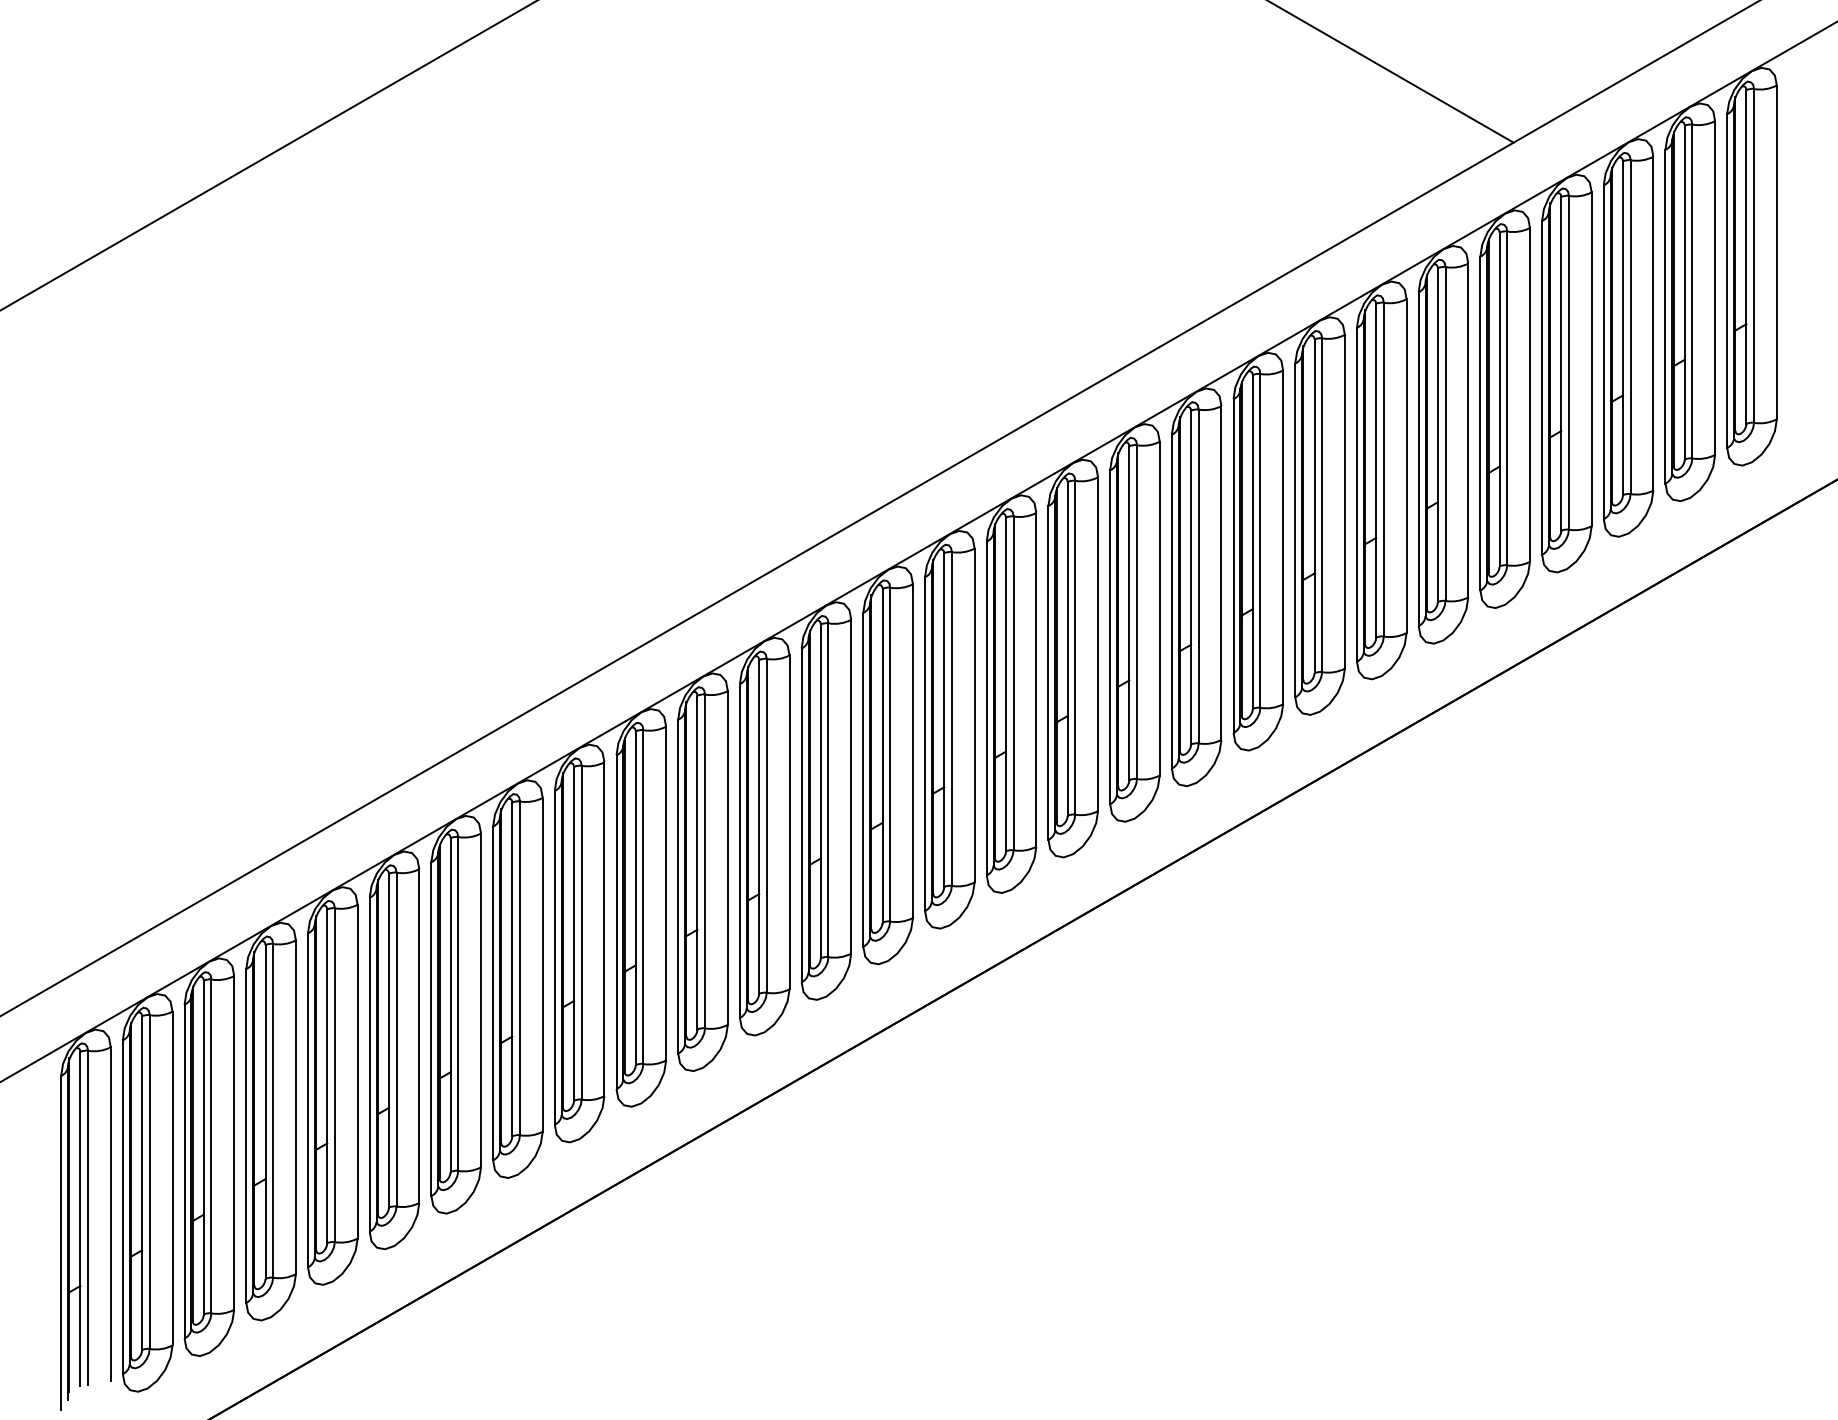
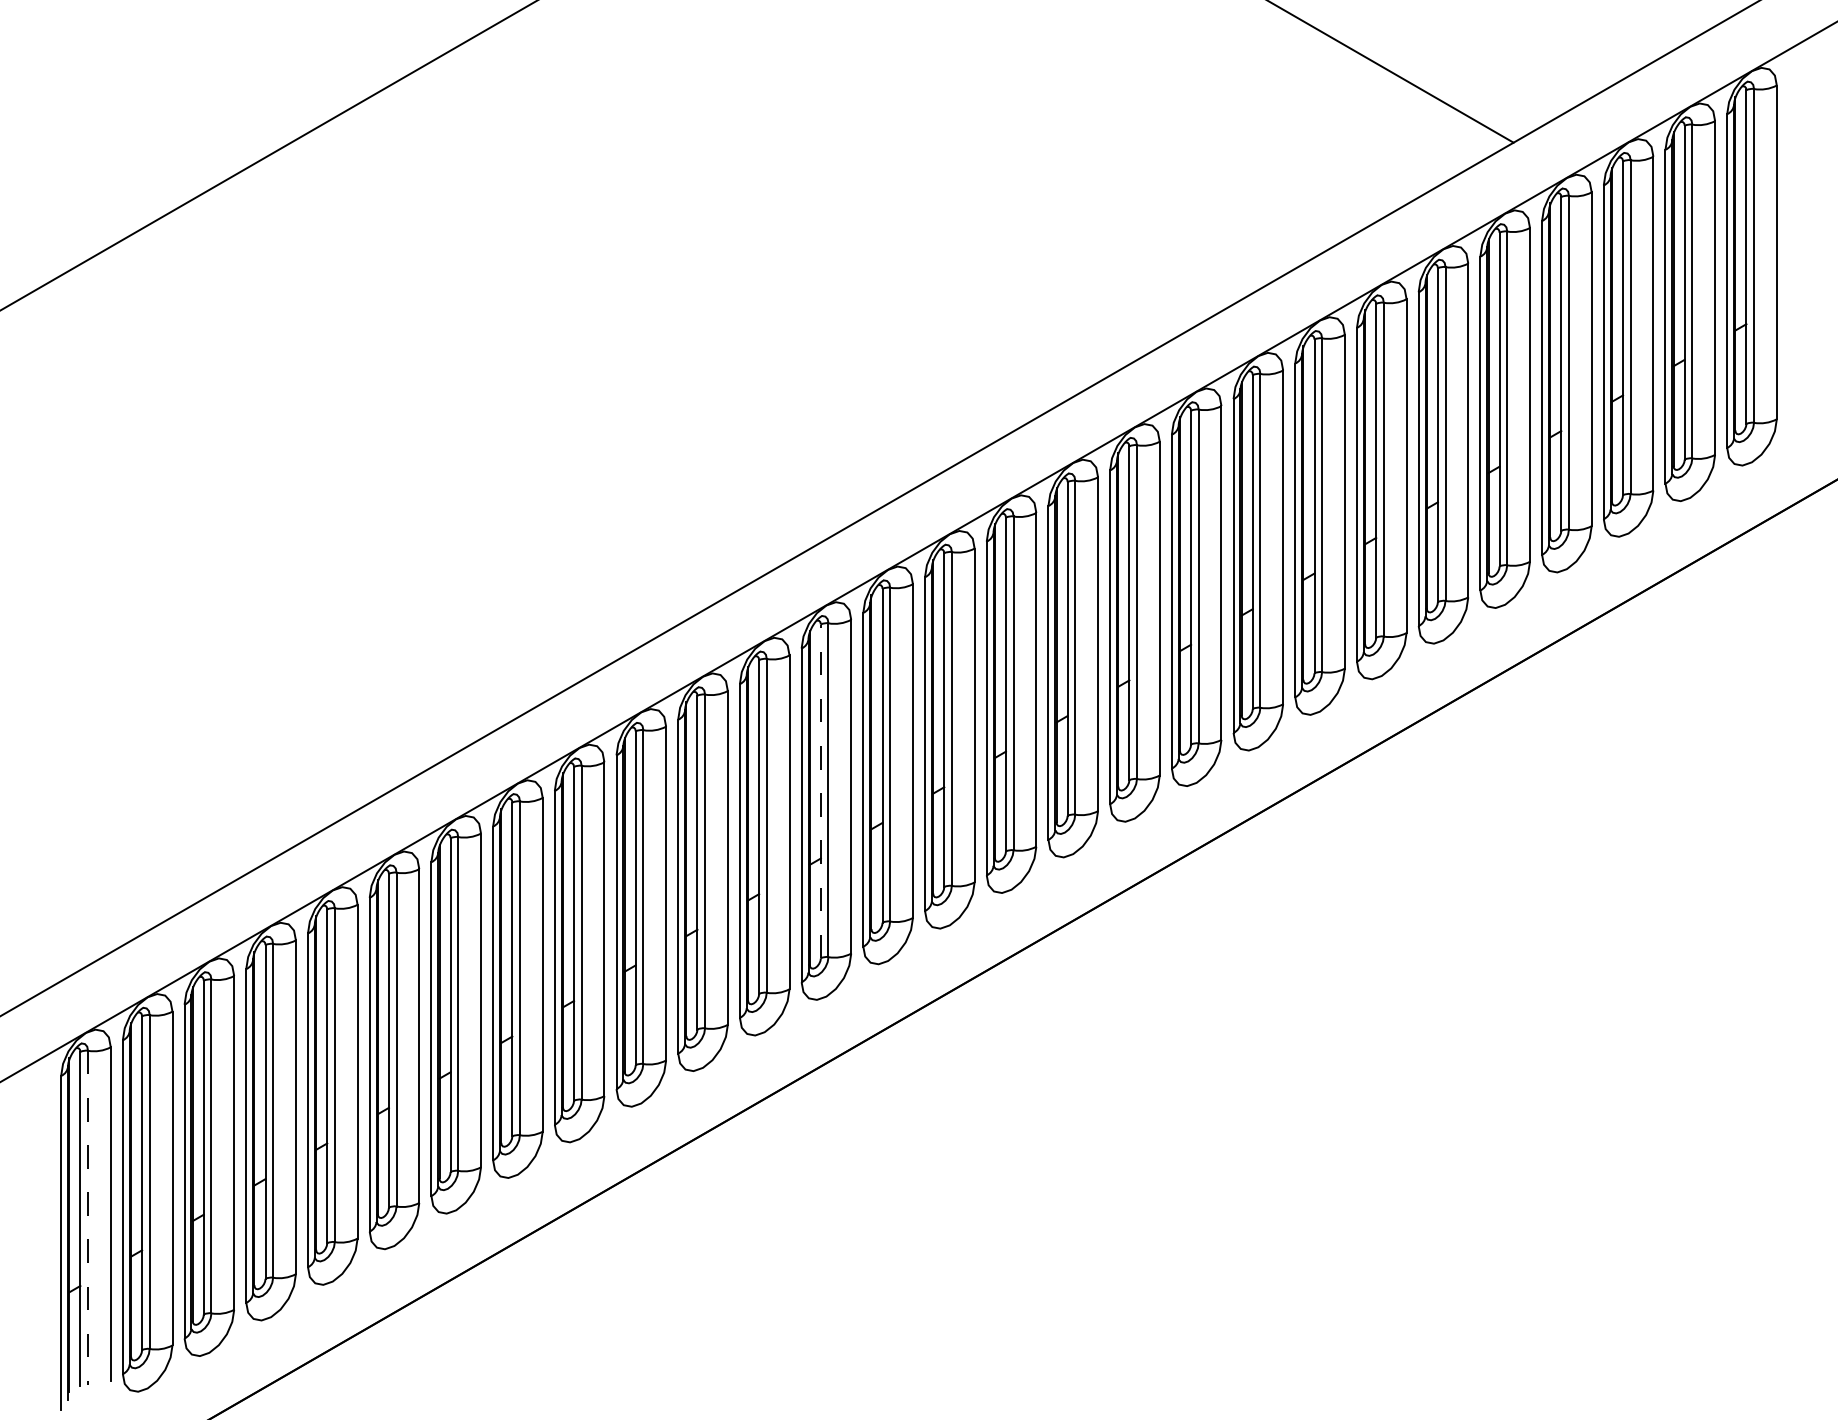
line: solid -> dashed (820, 791)
line: solid -> dashed (88, 1217)
